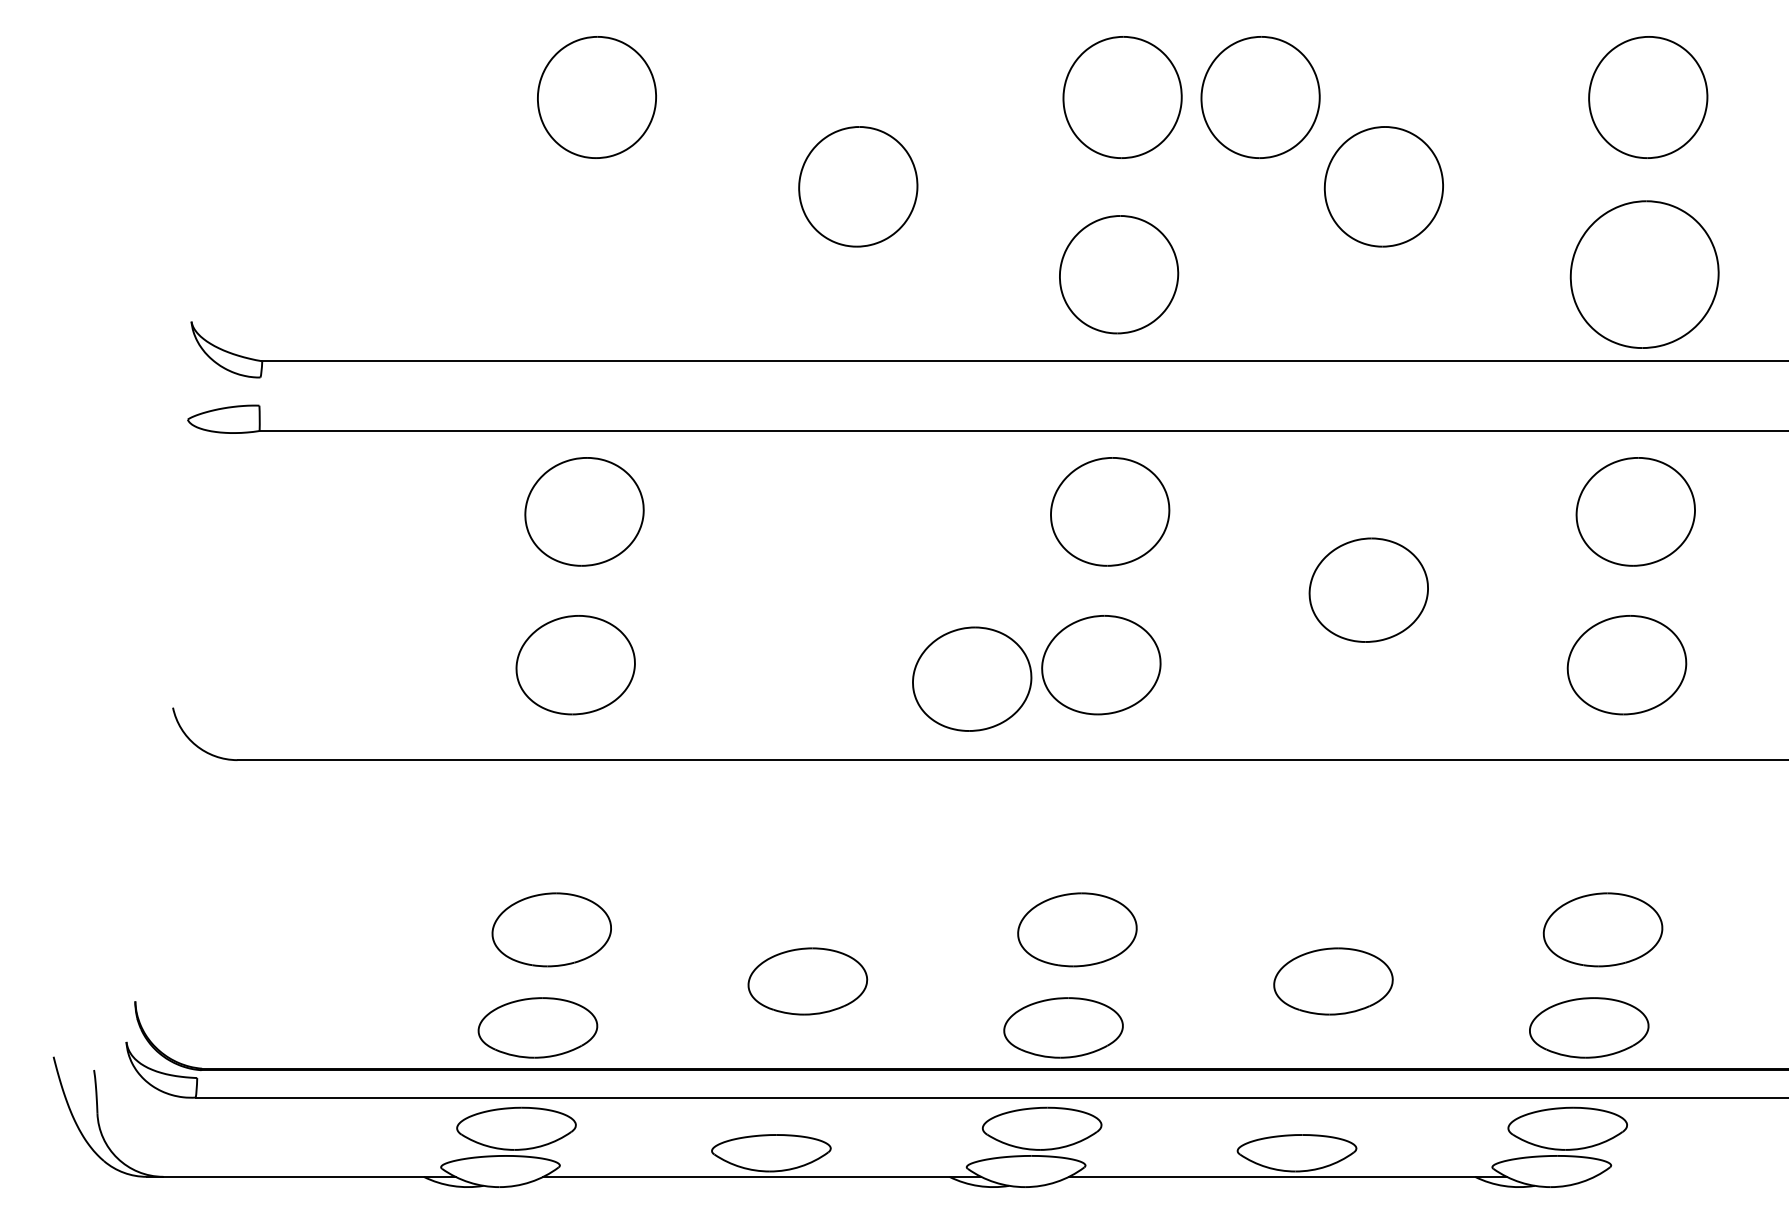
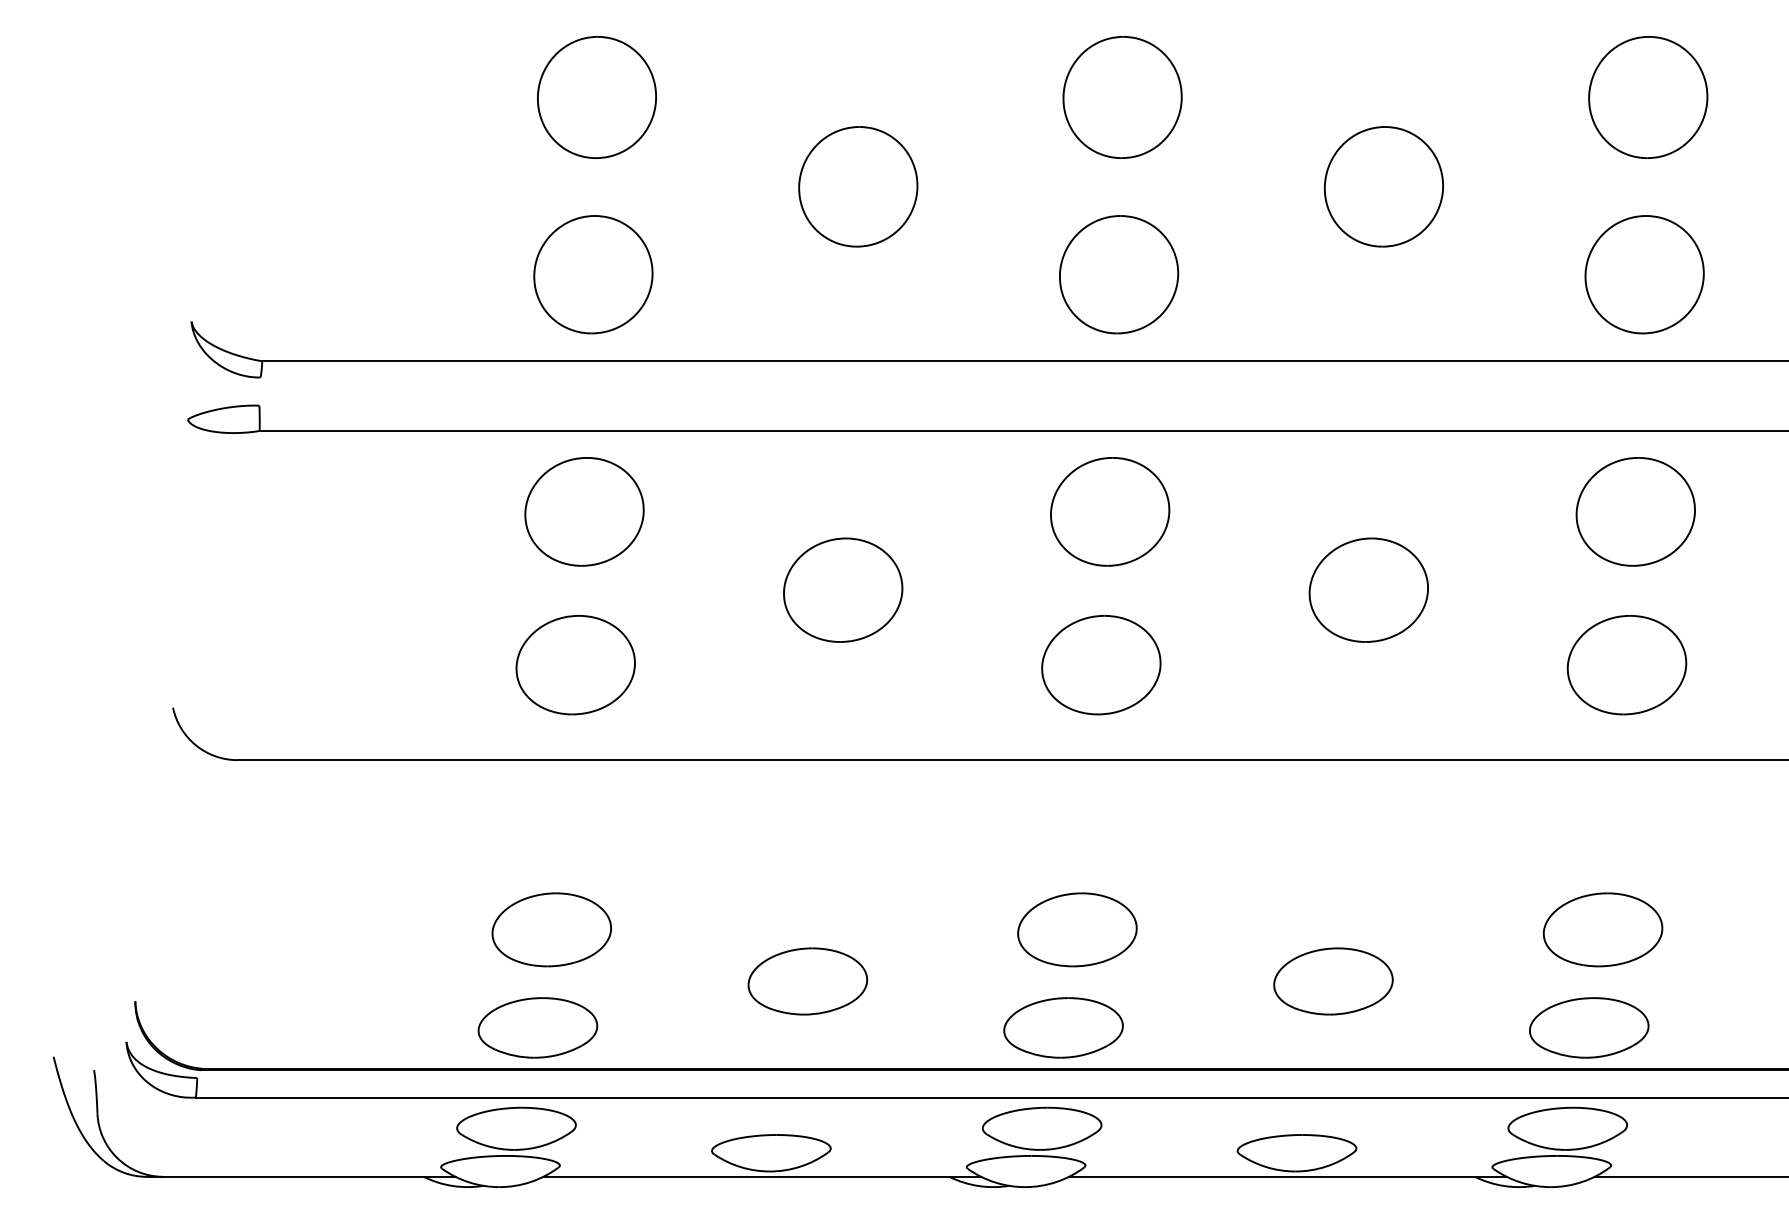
part: present -> none (1260, 97)
part: none -> present (593, 274)
part size: 151x149 px -> 121x120 px (1644, 274)
part position: (972, 678) -> (843, 589) (843, 589)
line: none -> present (1689, 1176)
